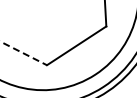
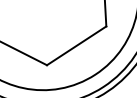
line: dashed -> solid (23, 53)
